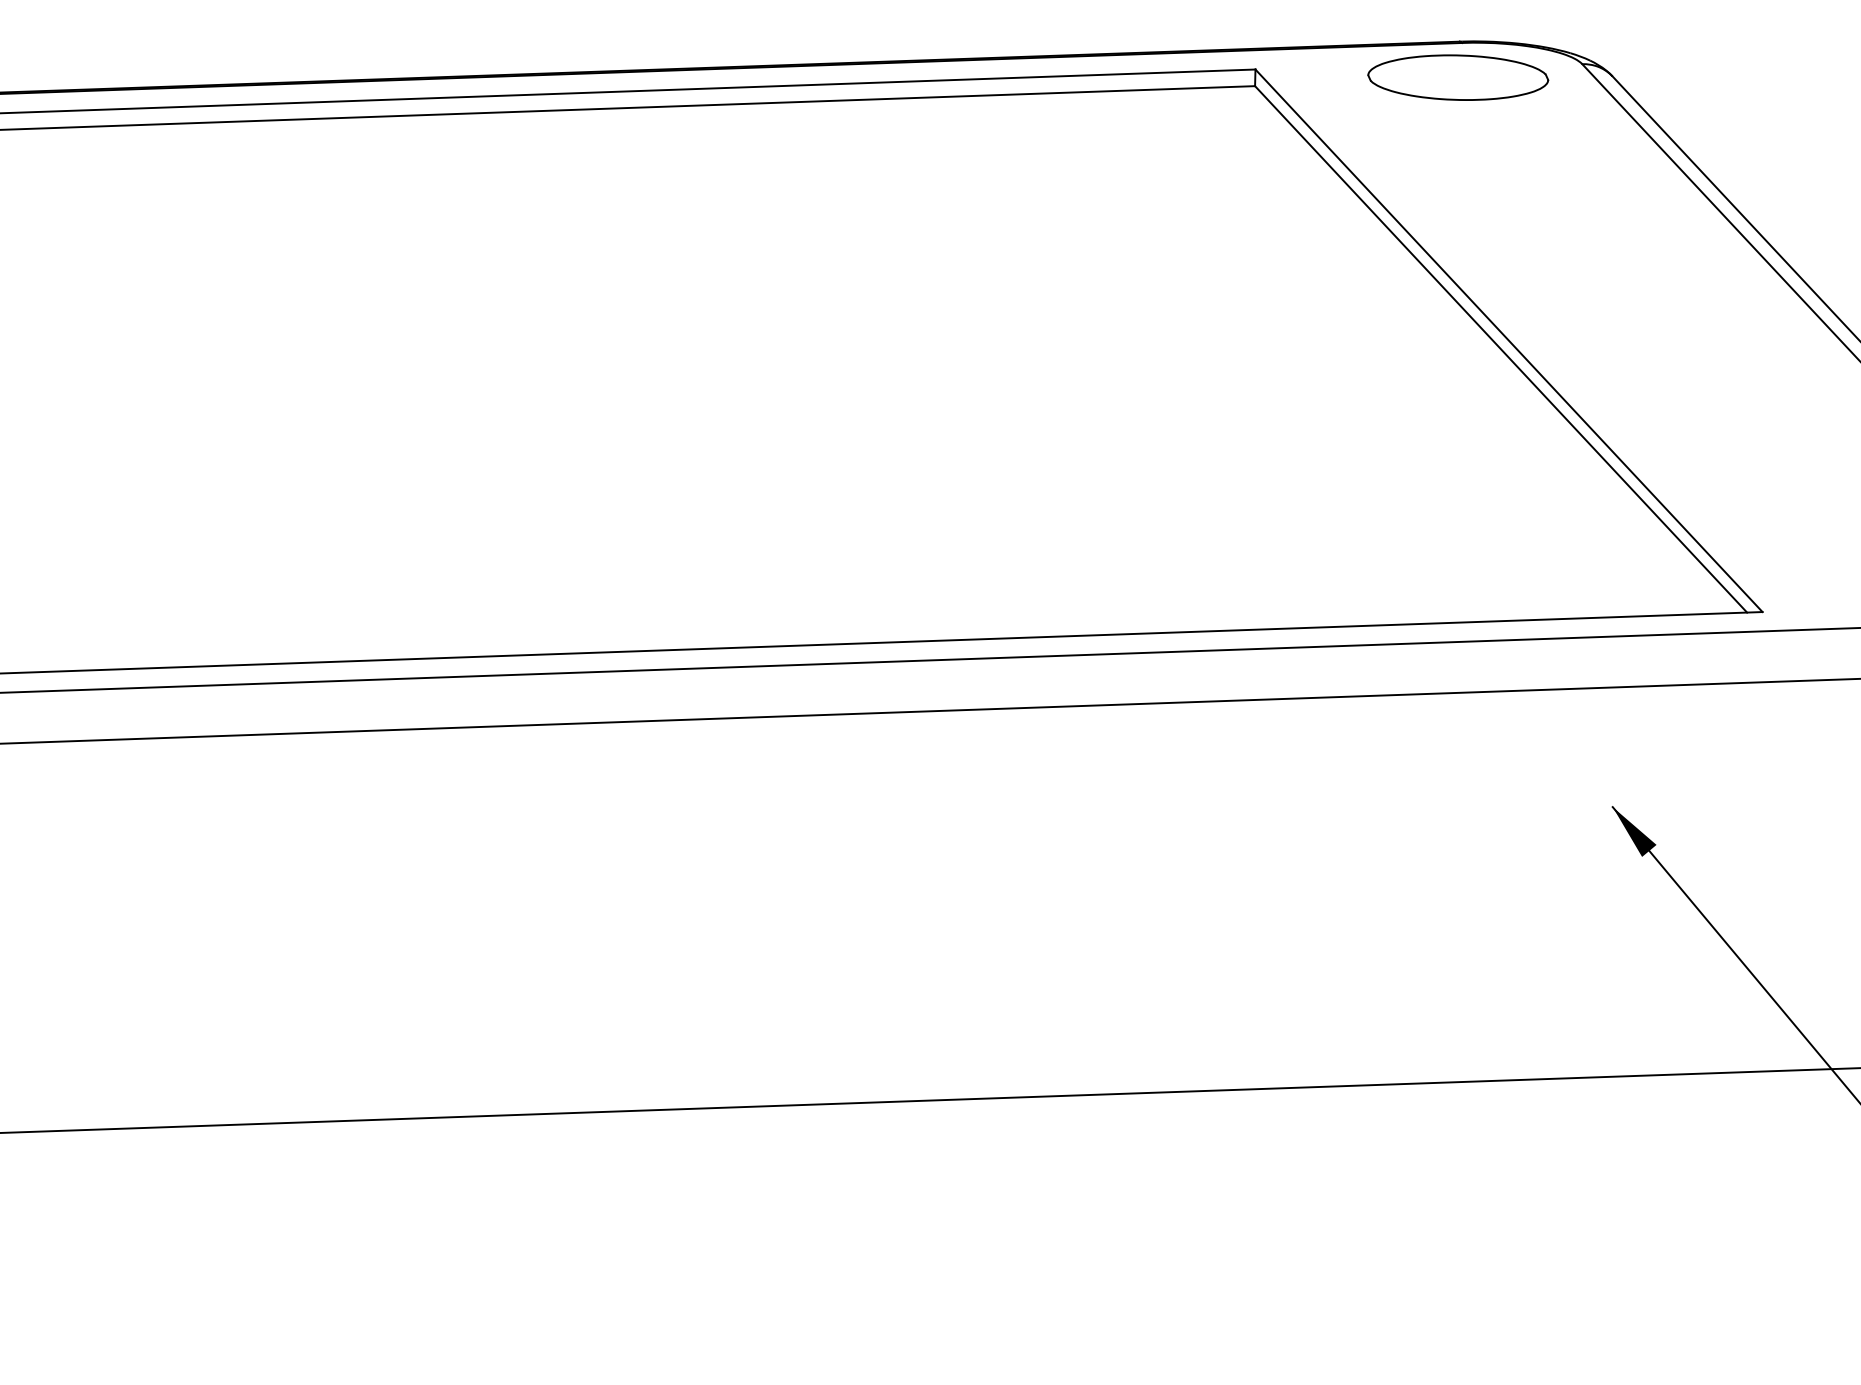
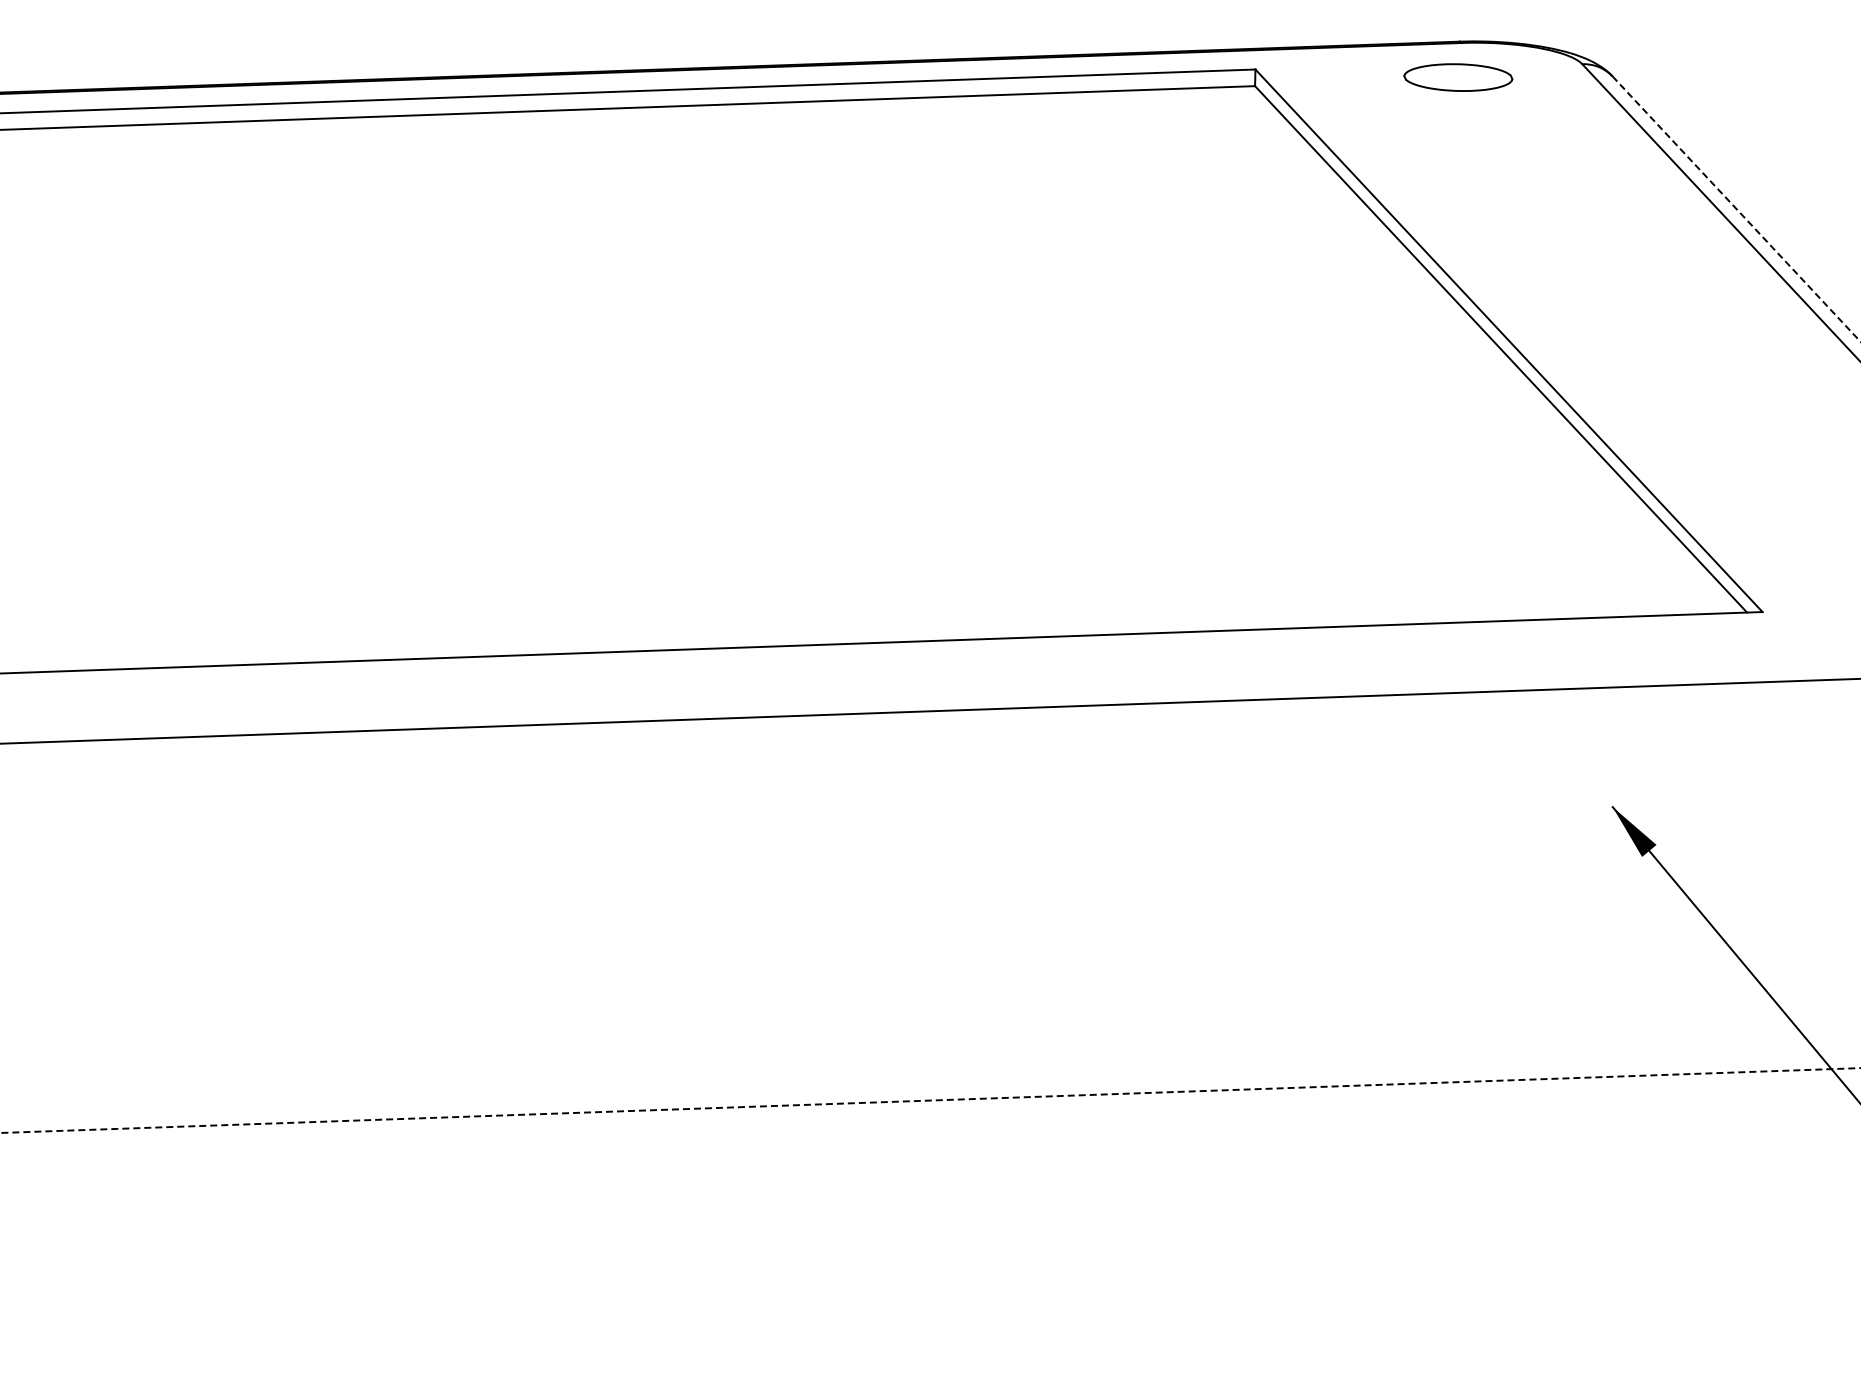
part size: 183x47 px -> 111x29 px (1458, 77)
line: solid -> dashed (1736, 209)
line: present -> none (929, 660)
line: solid -> dashed (930, 1100)
